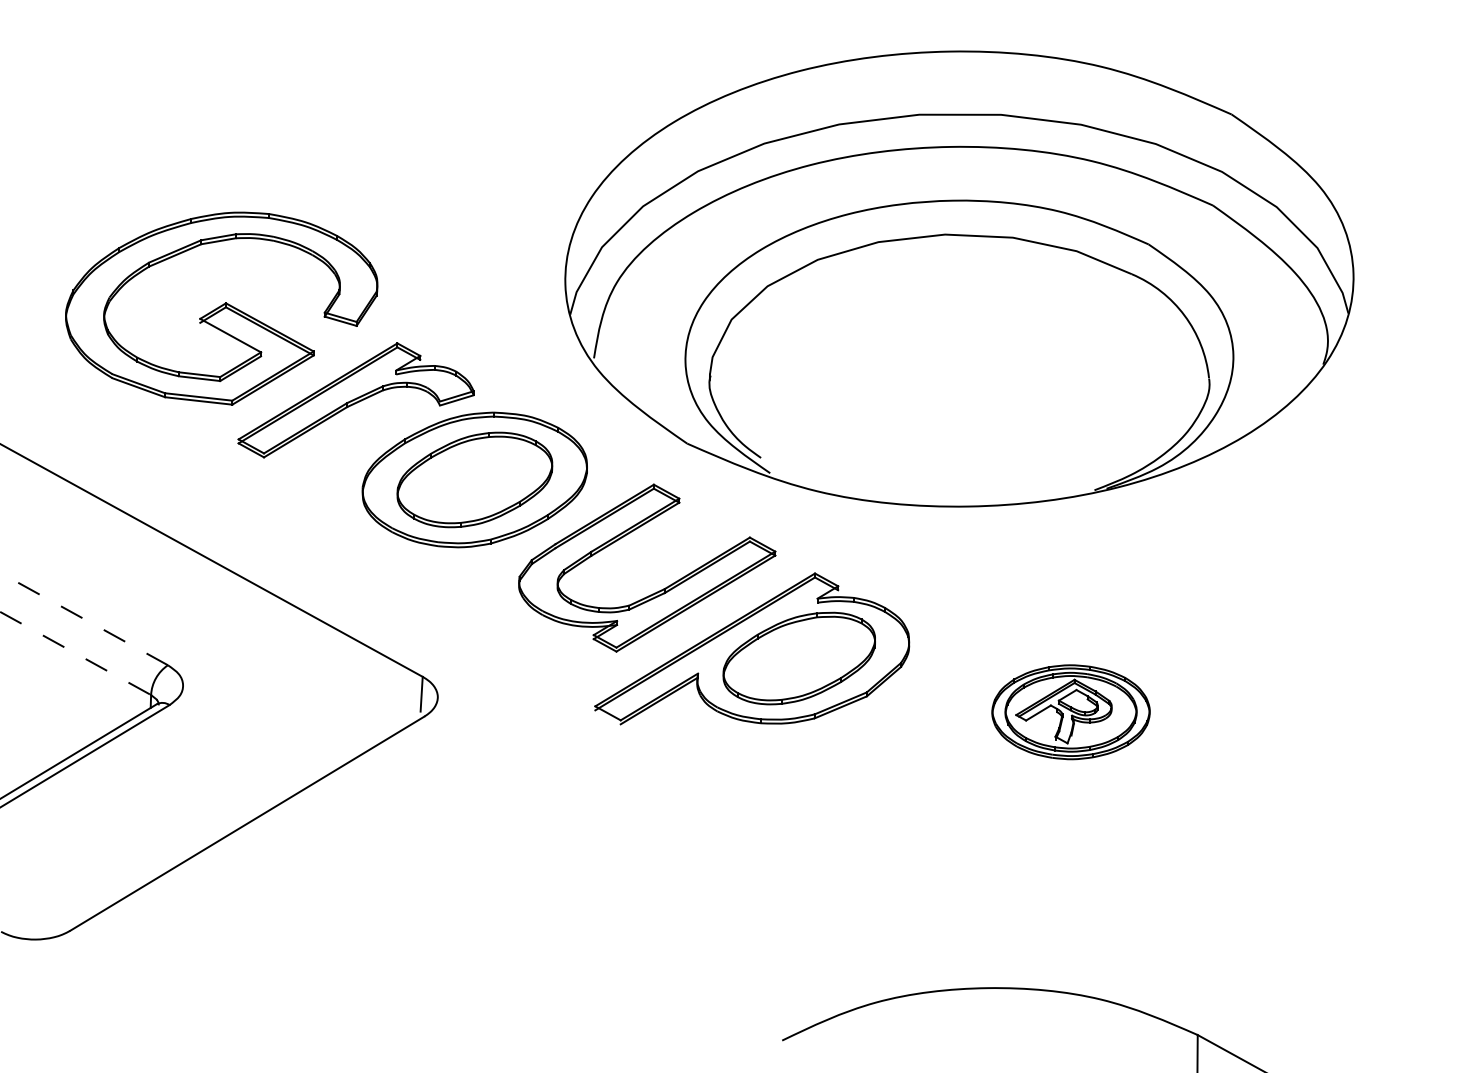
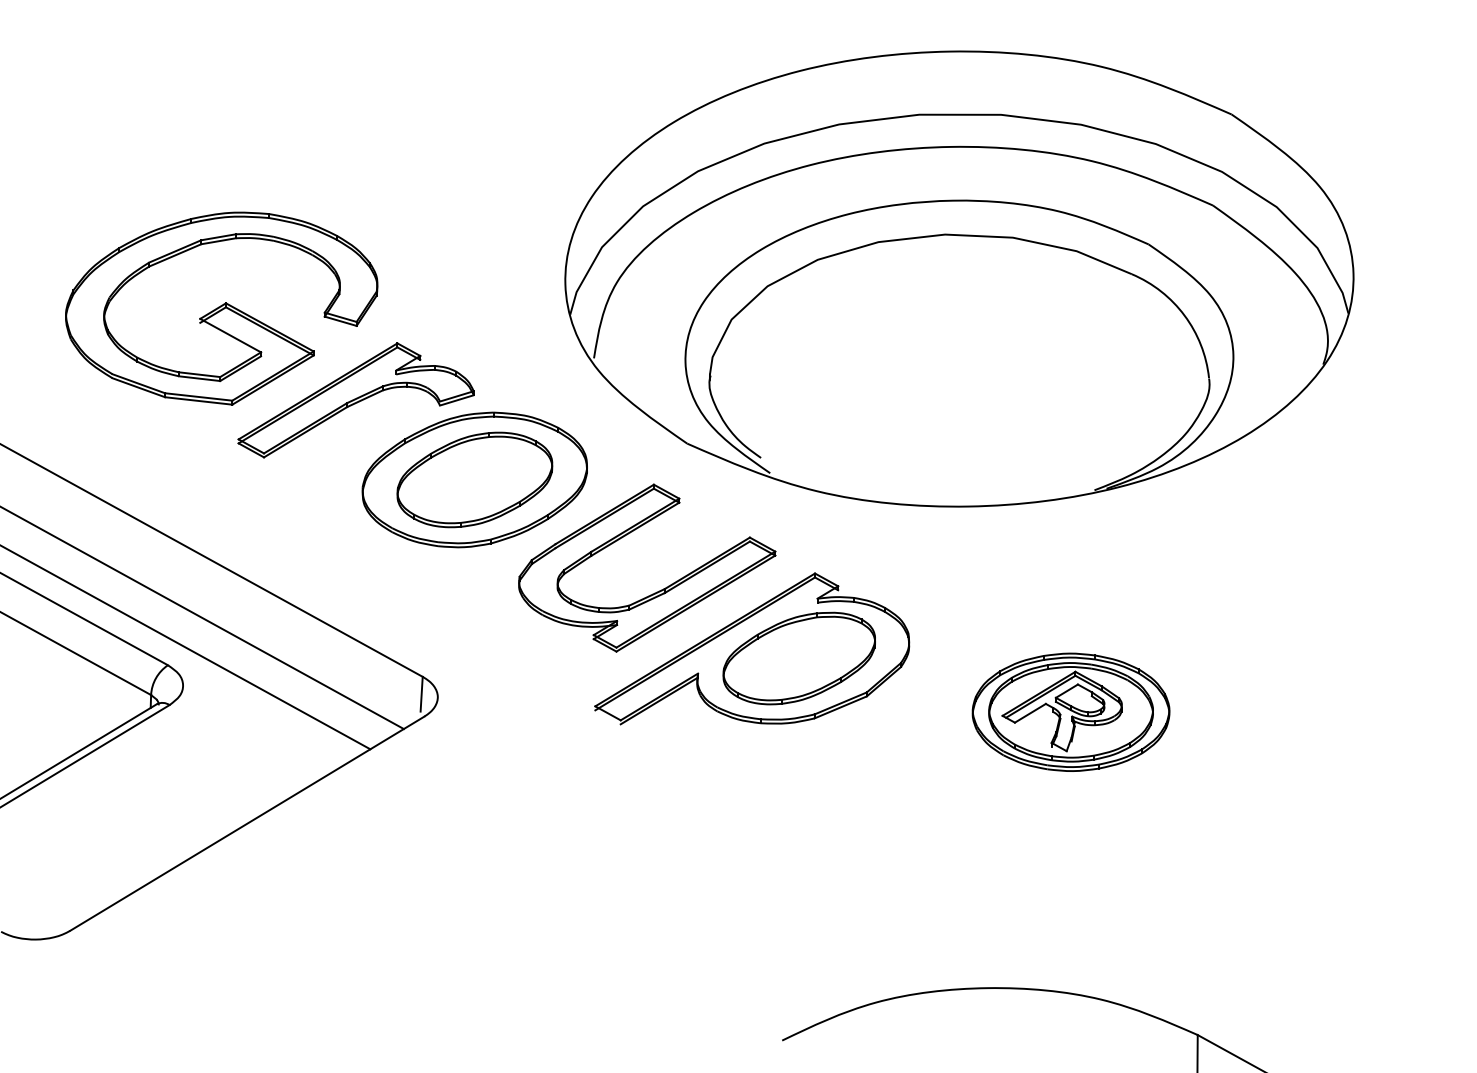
line: none -> present (202, 618)
line: dashed -> solid (84, 619)
line: none -> present (186, 647)
line: dashed -> solid (76, 653)
part size: 160x97 px -> 200x120 px (1070, 711)
